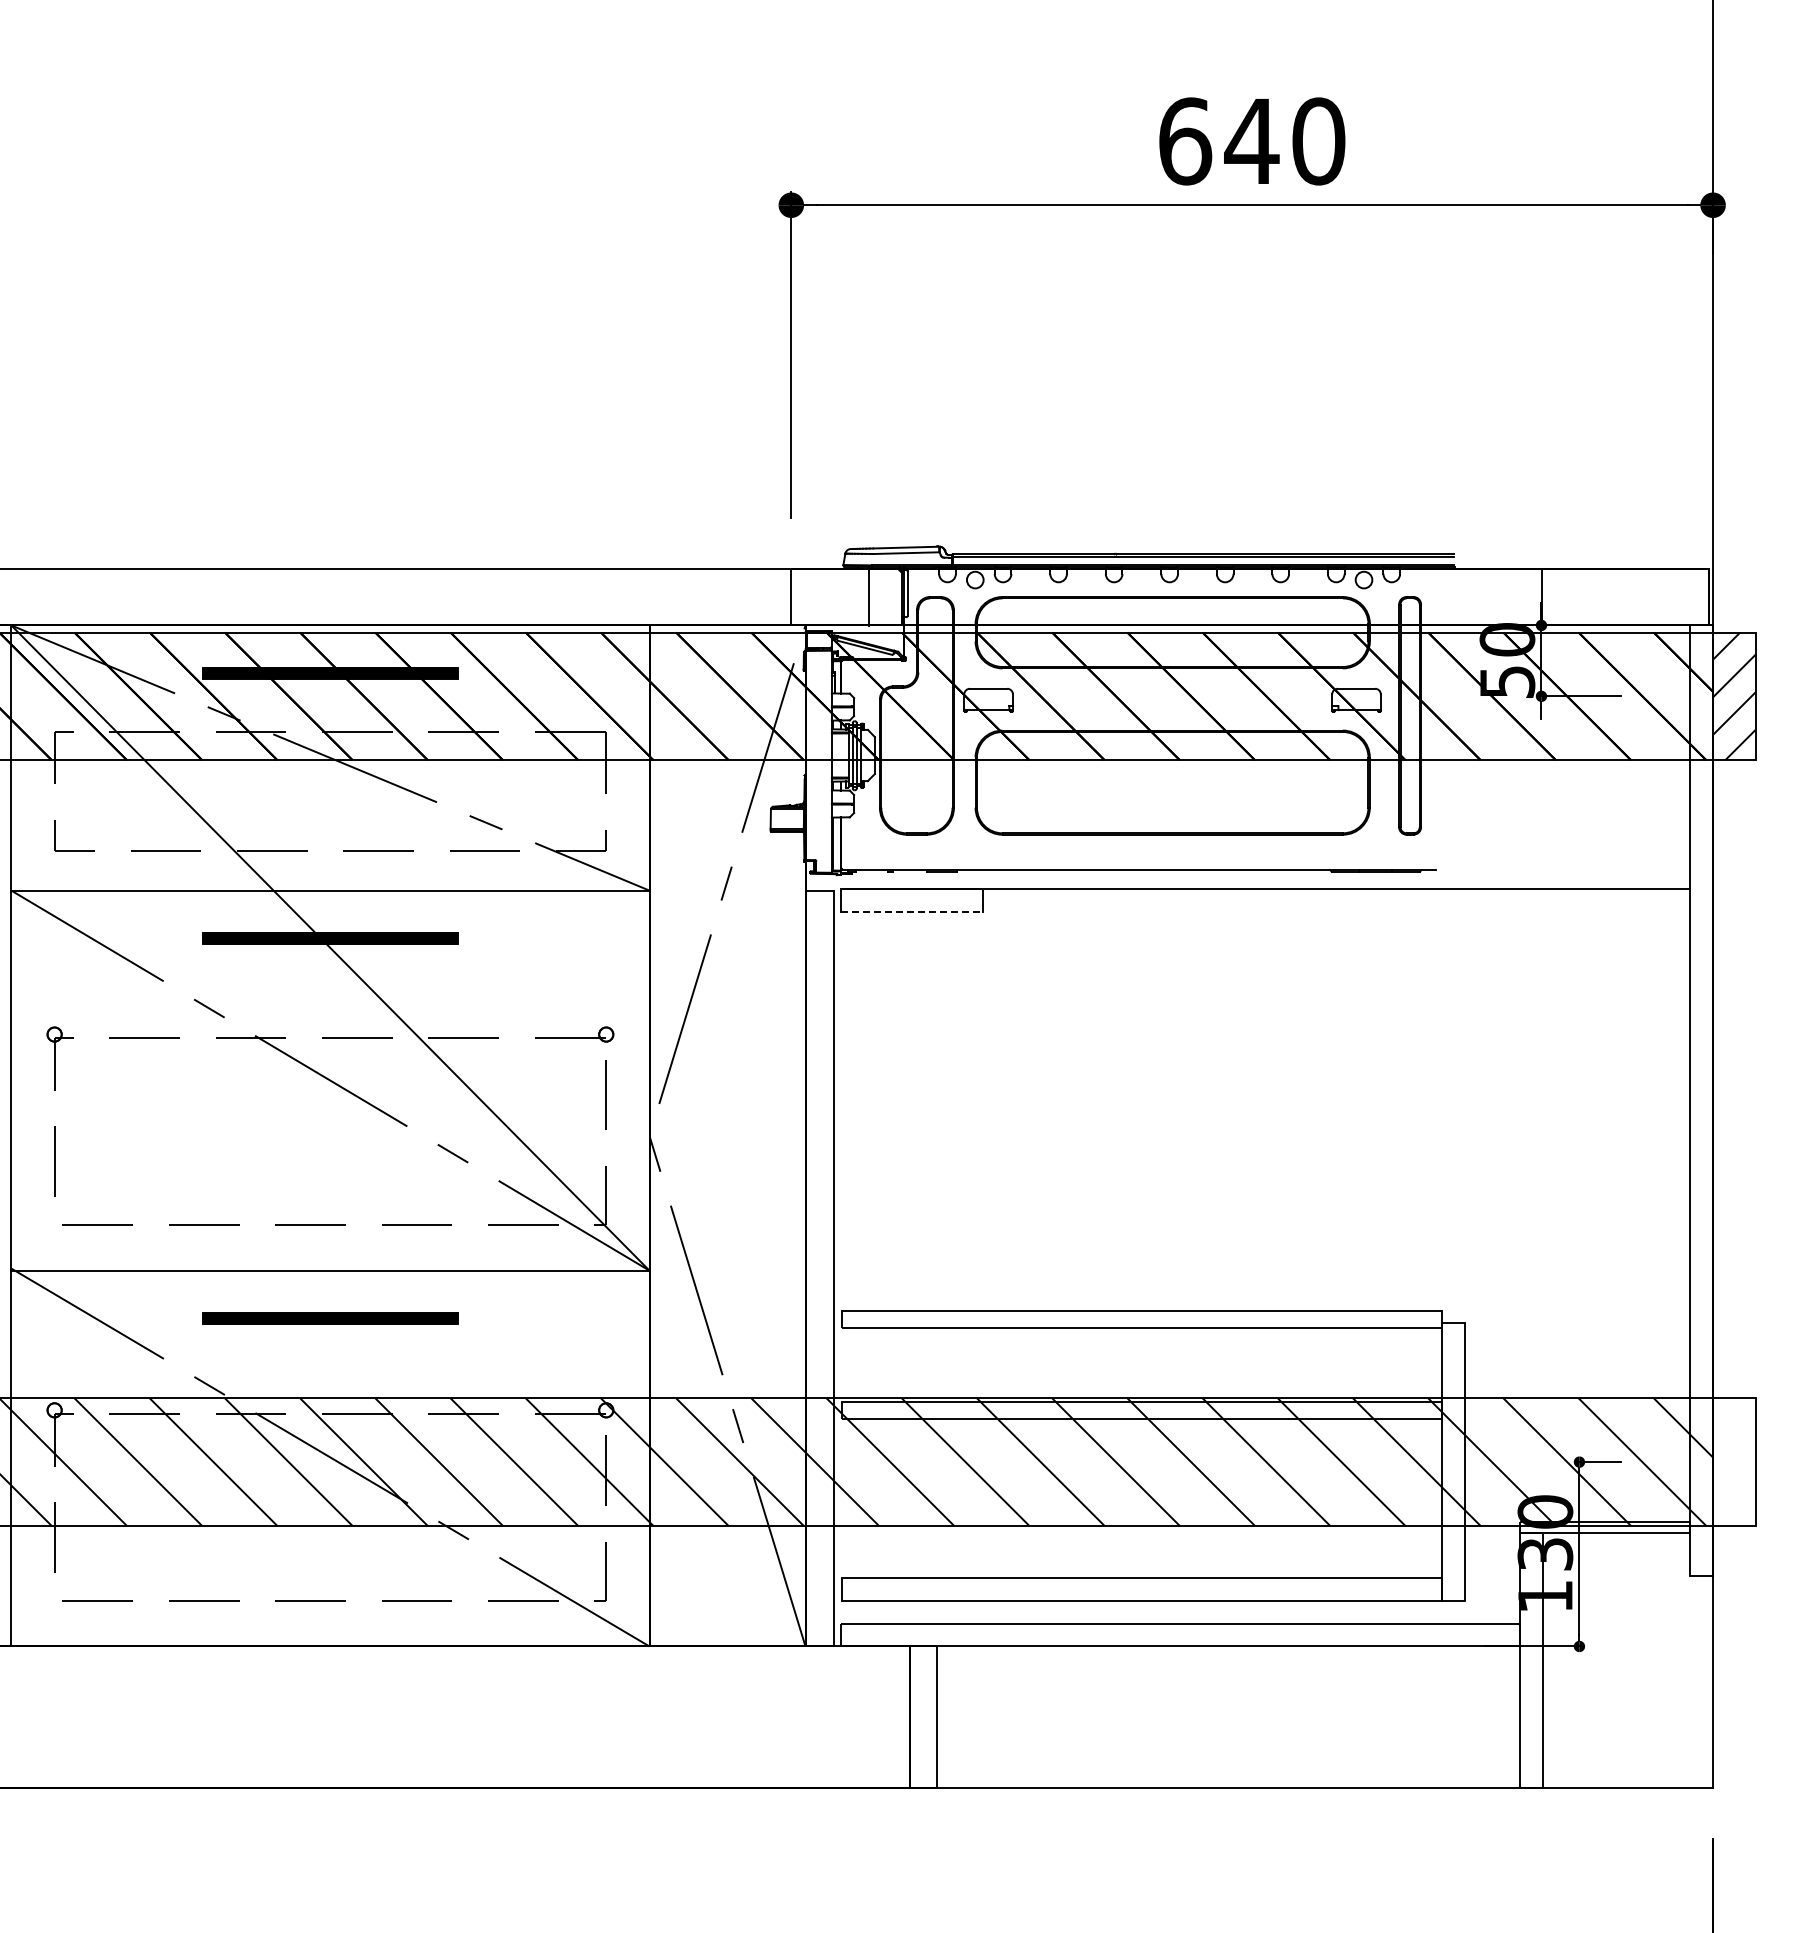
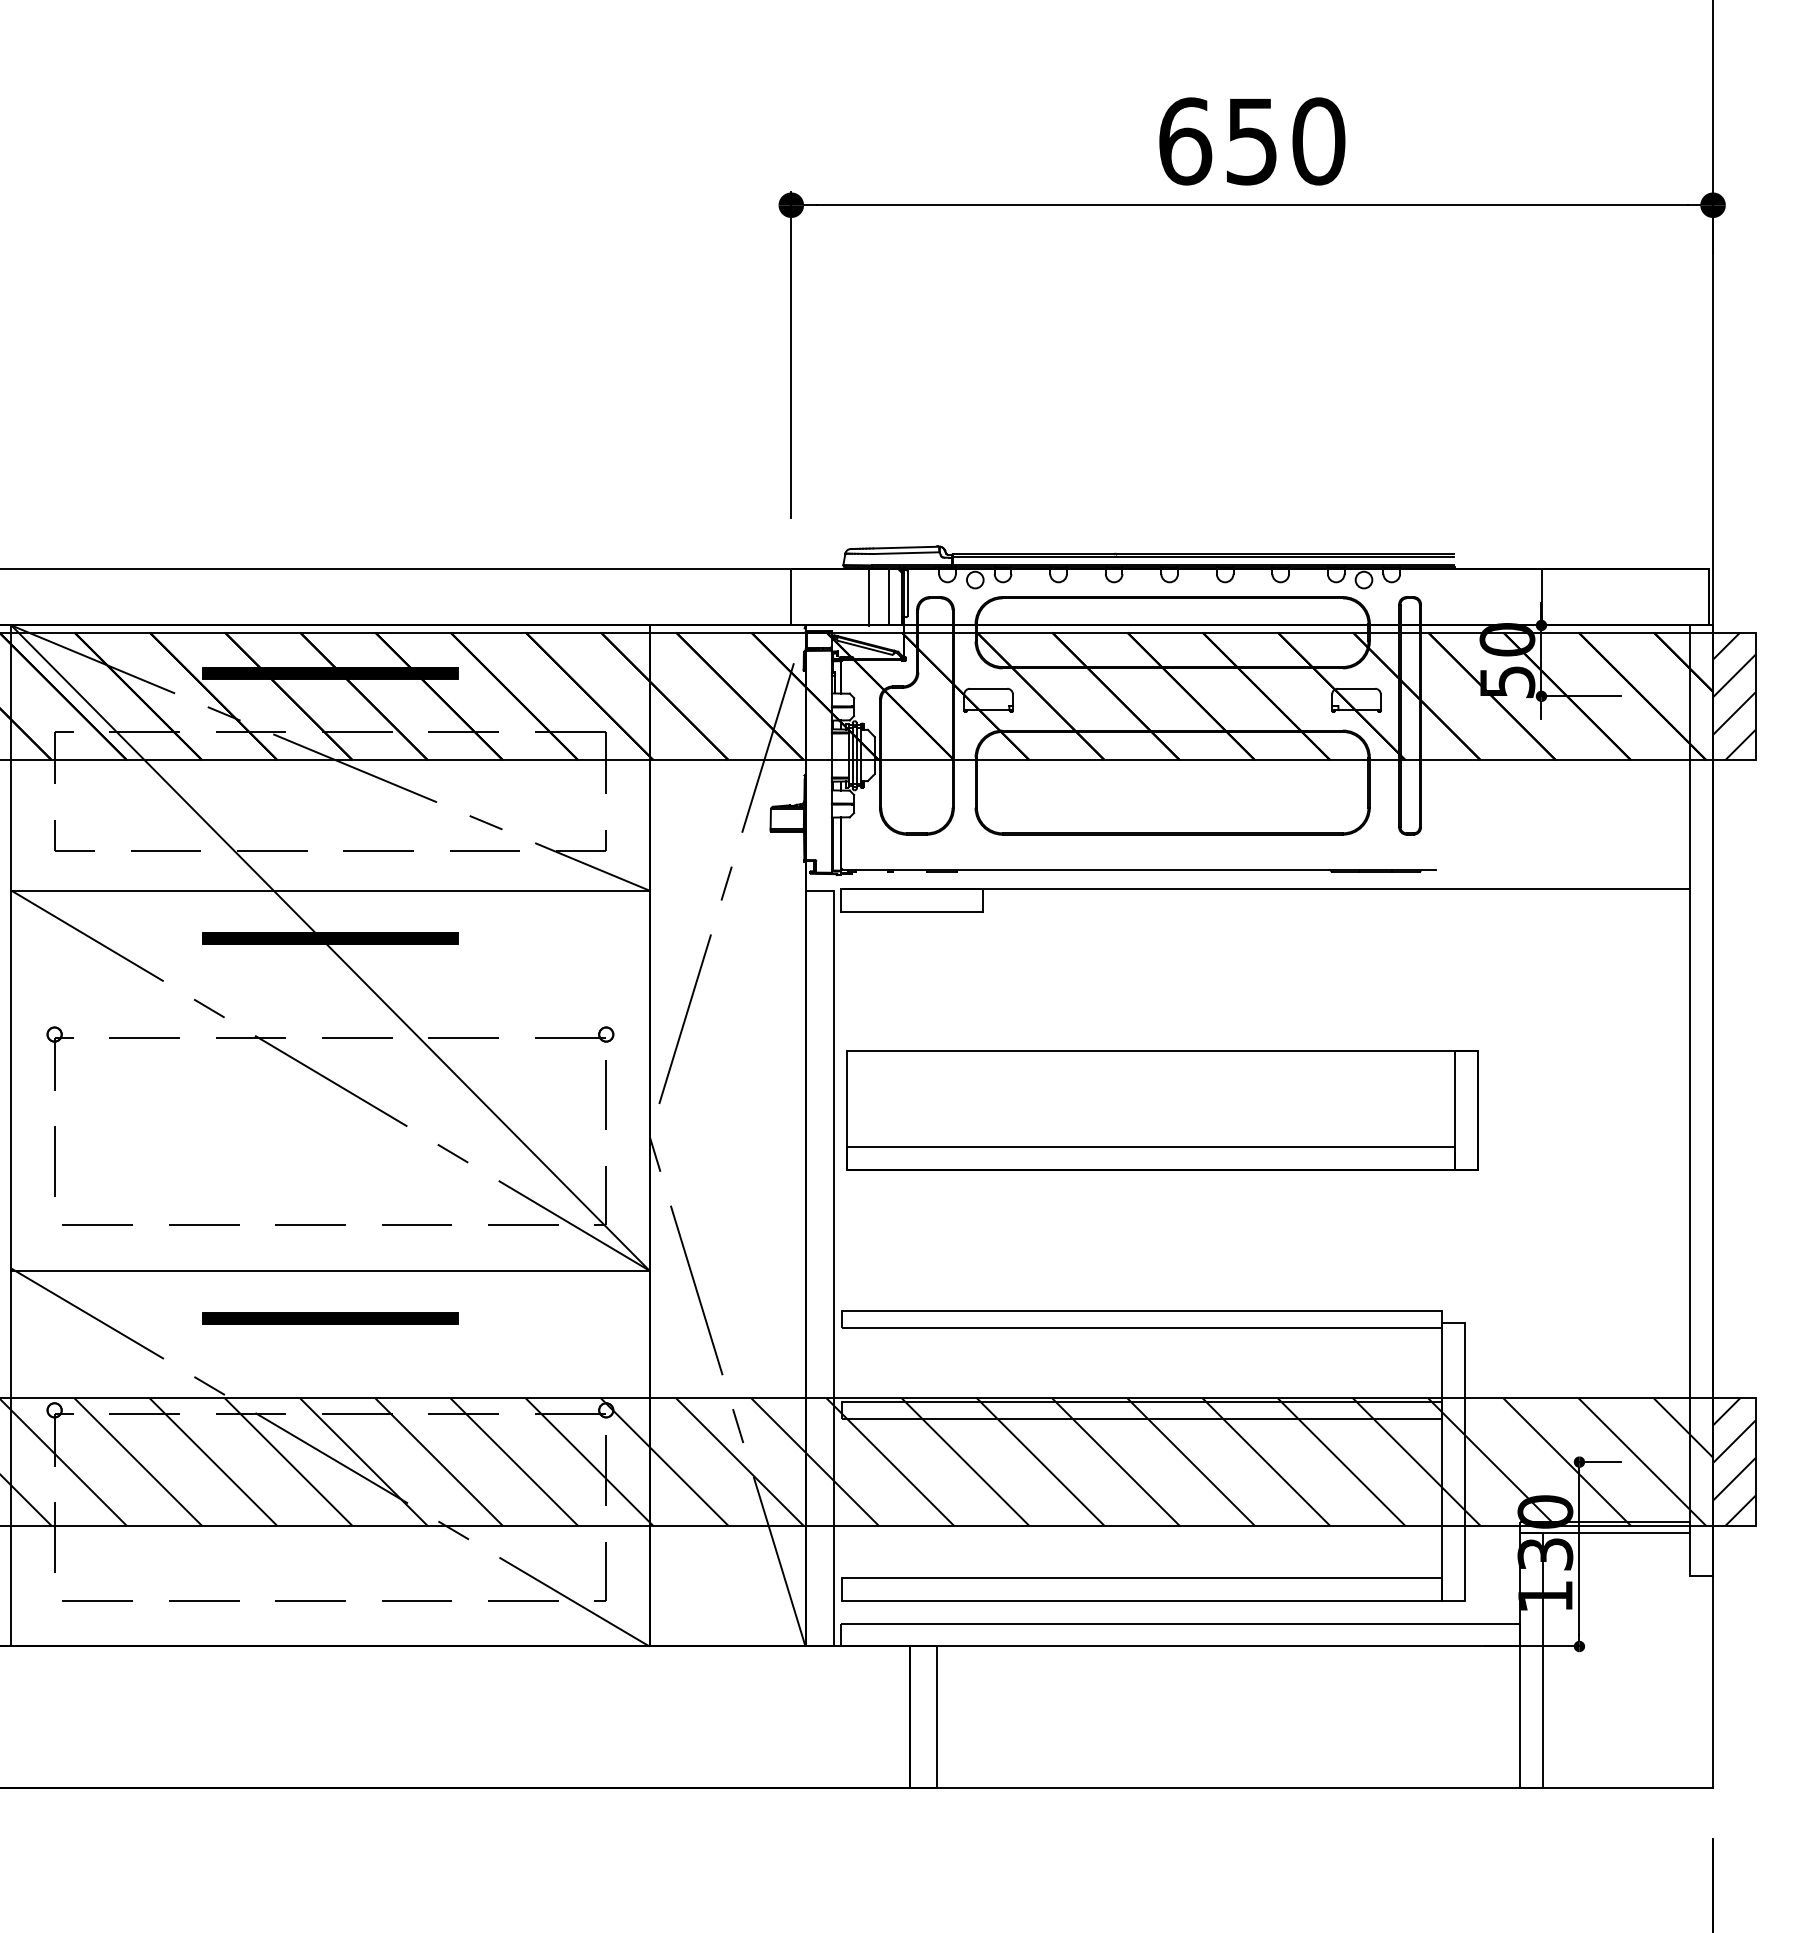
text: 640 -> 650 (1251, 141)
line: none -> present (889, 596)
line: dashed -> solid (911, 911)
part: none -> present (1162, 1110)
hatch: none -> present (1734, 1461)
